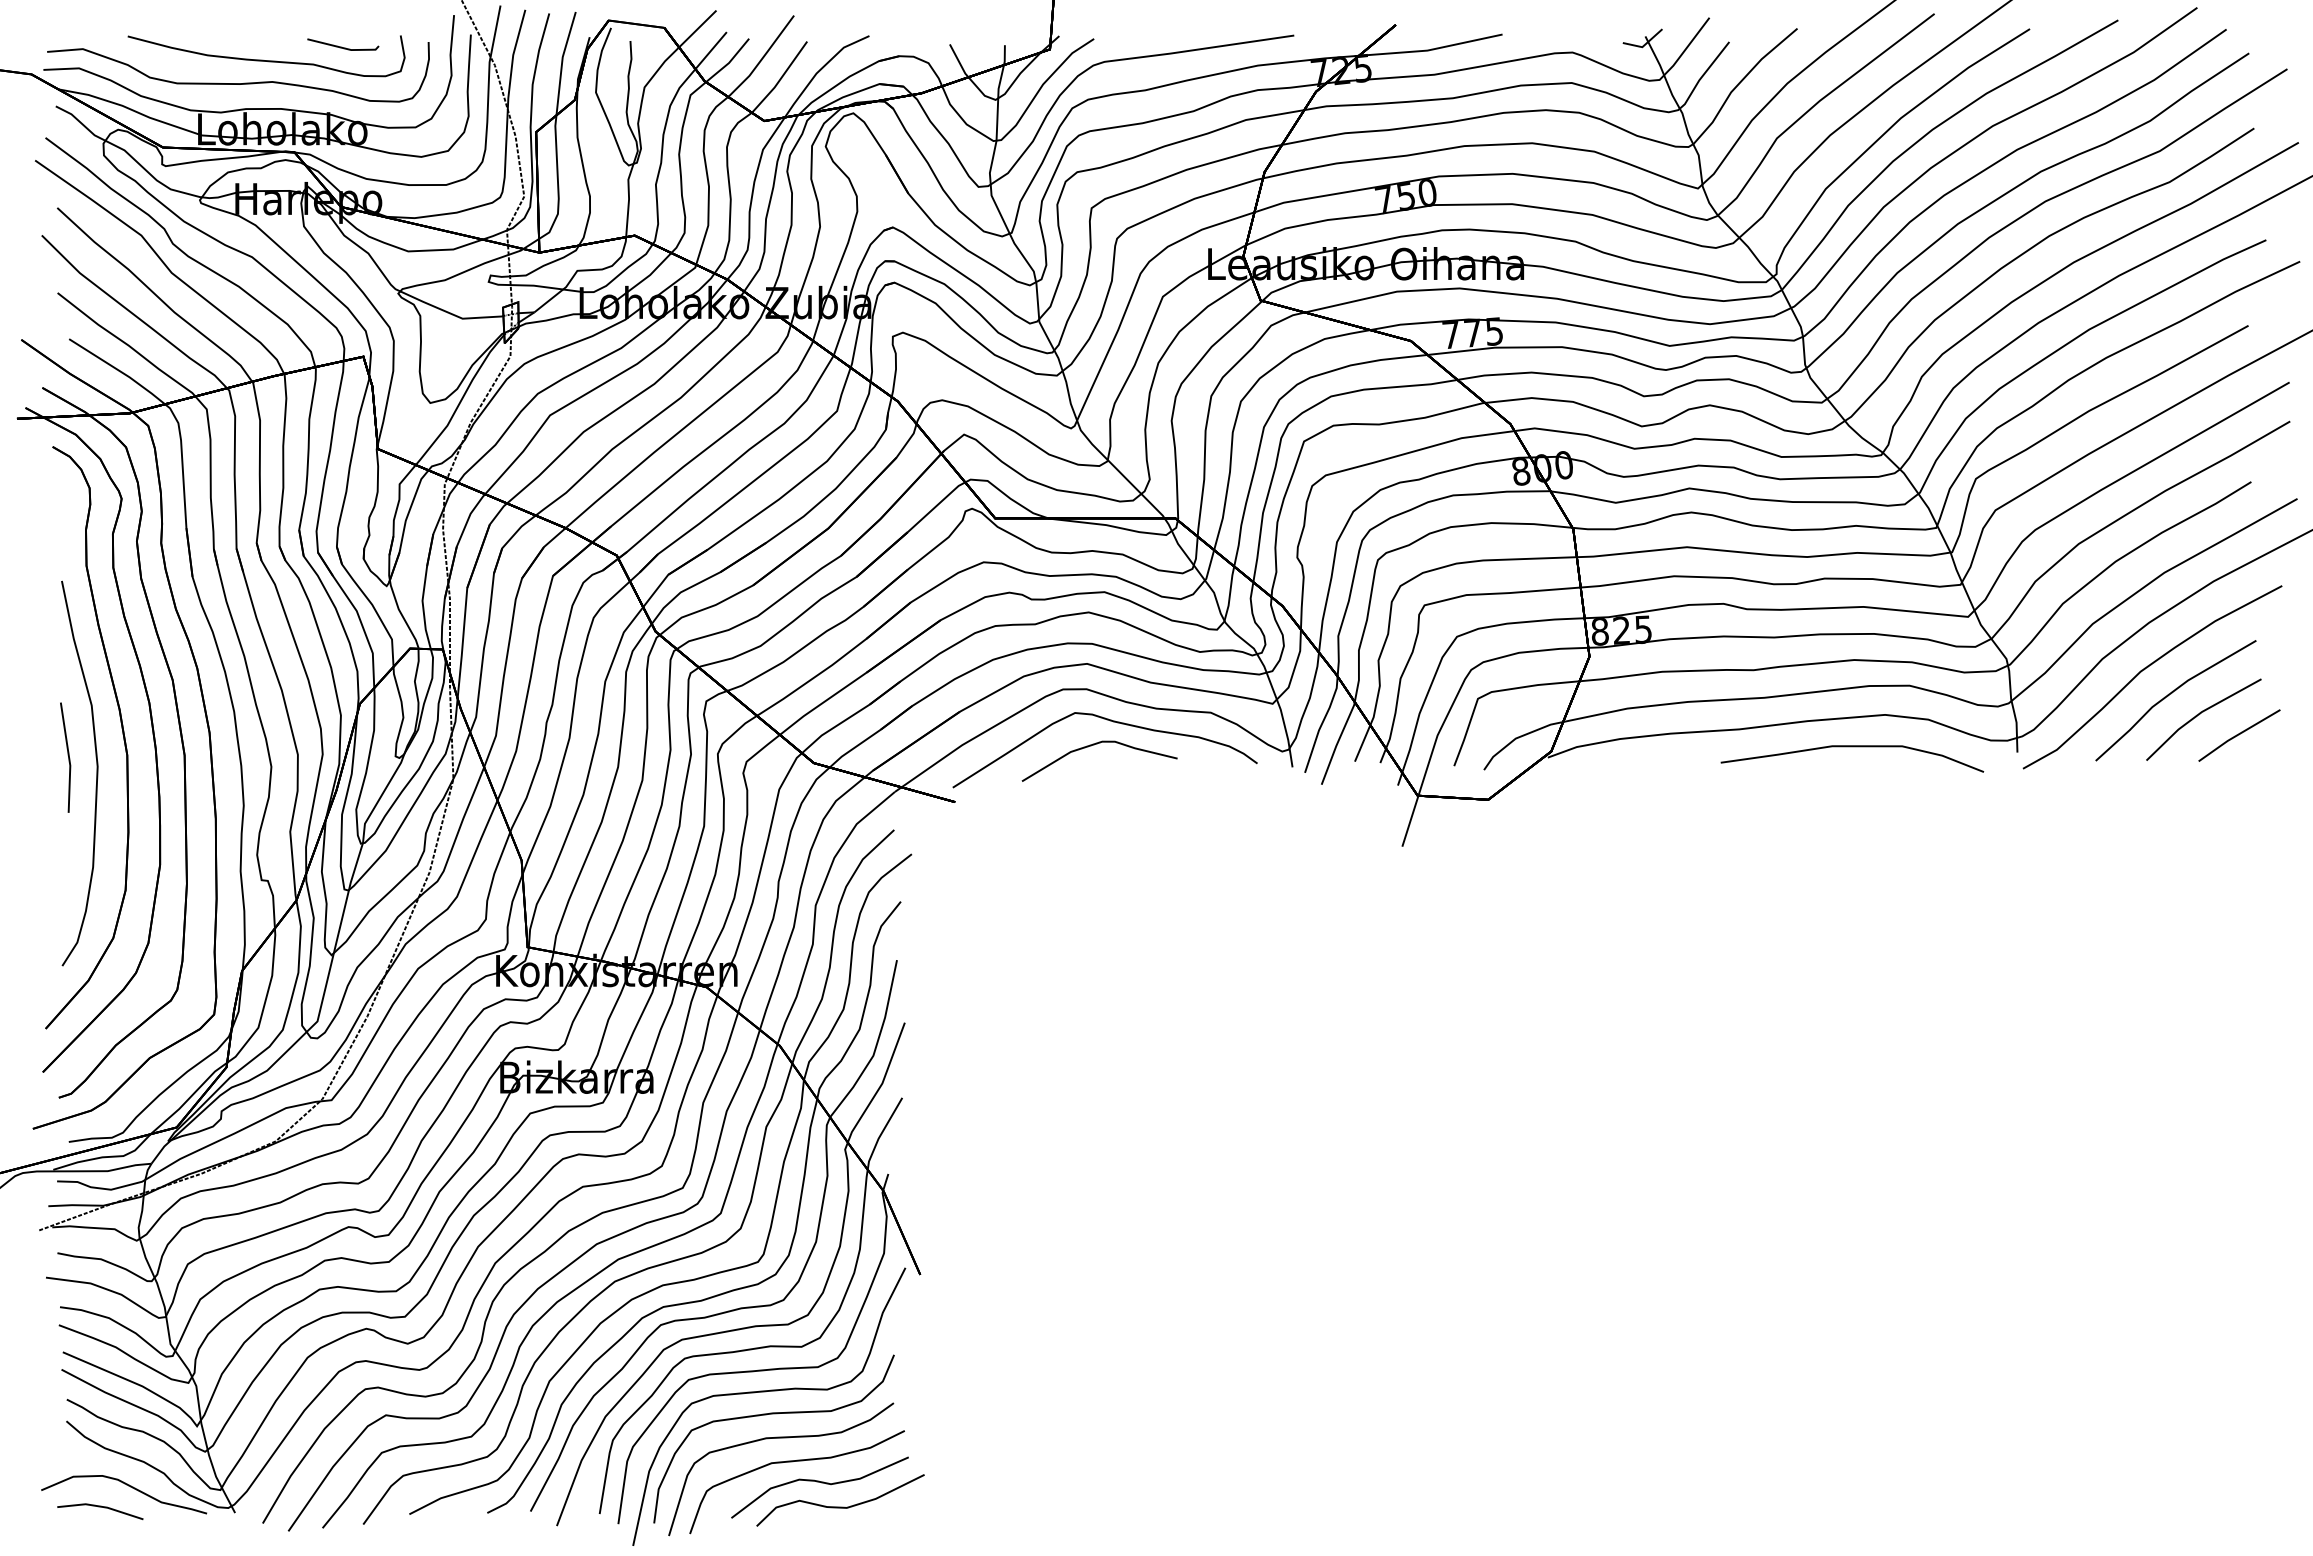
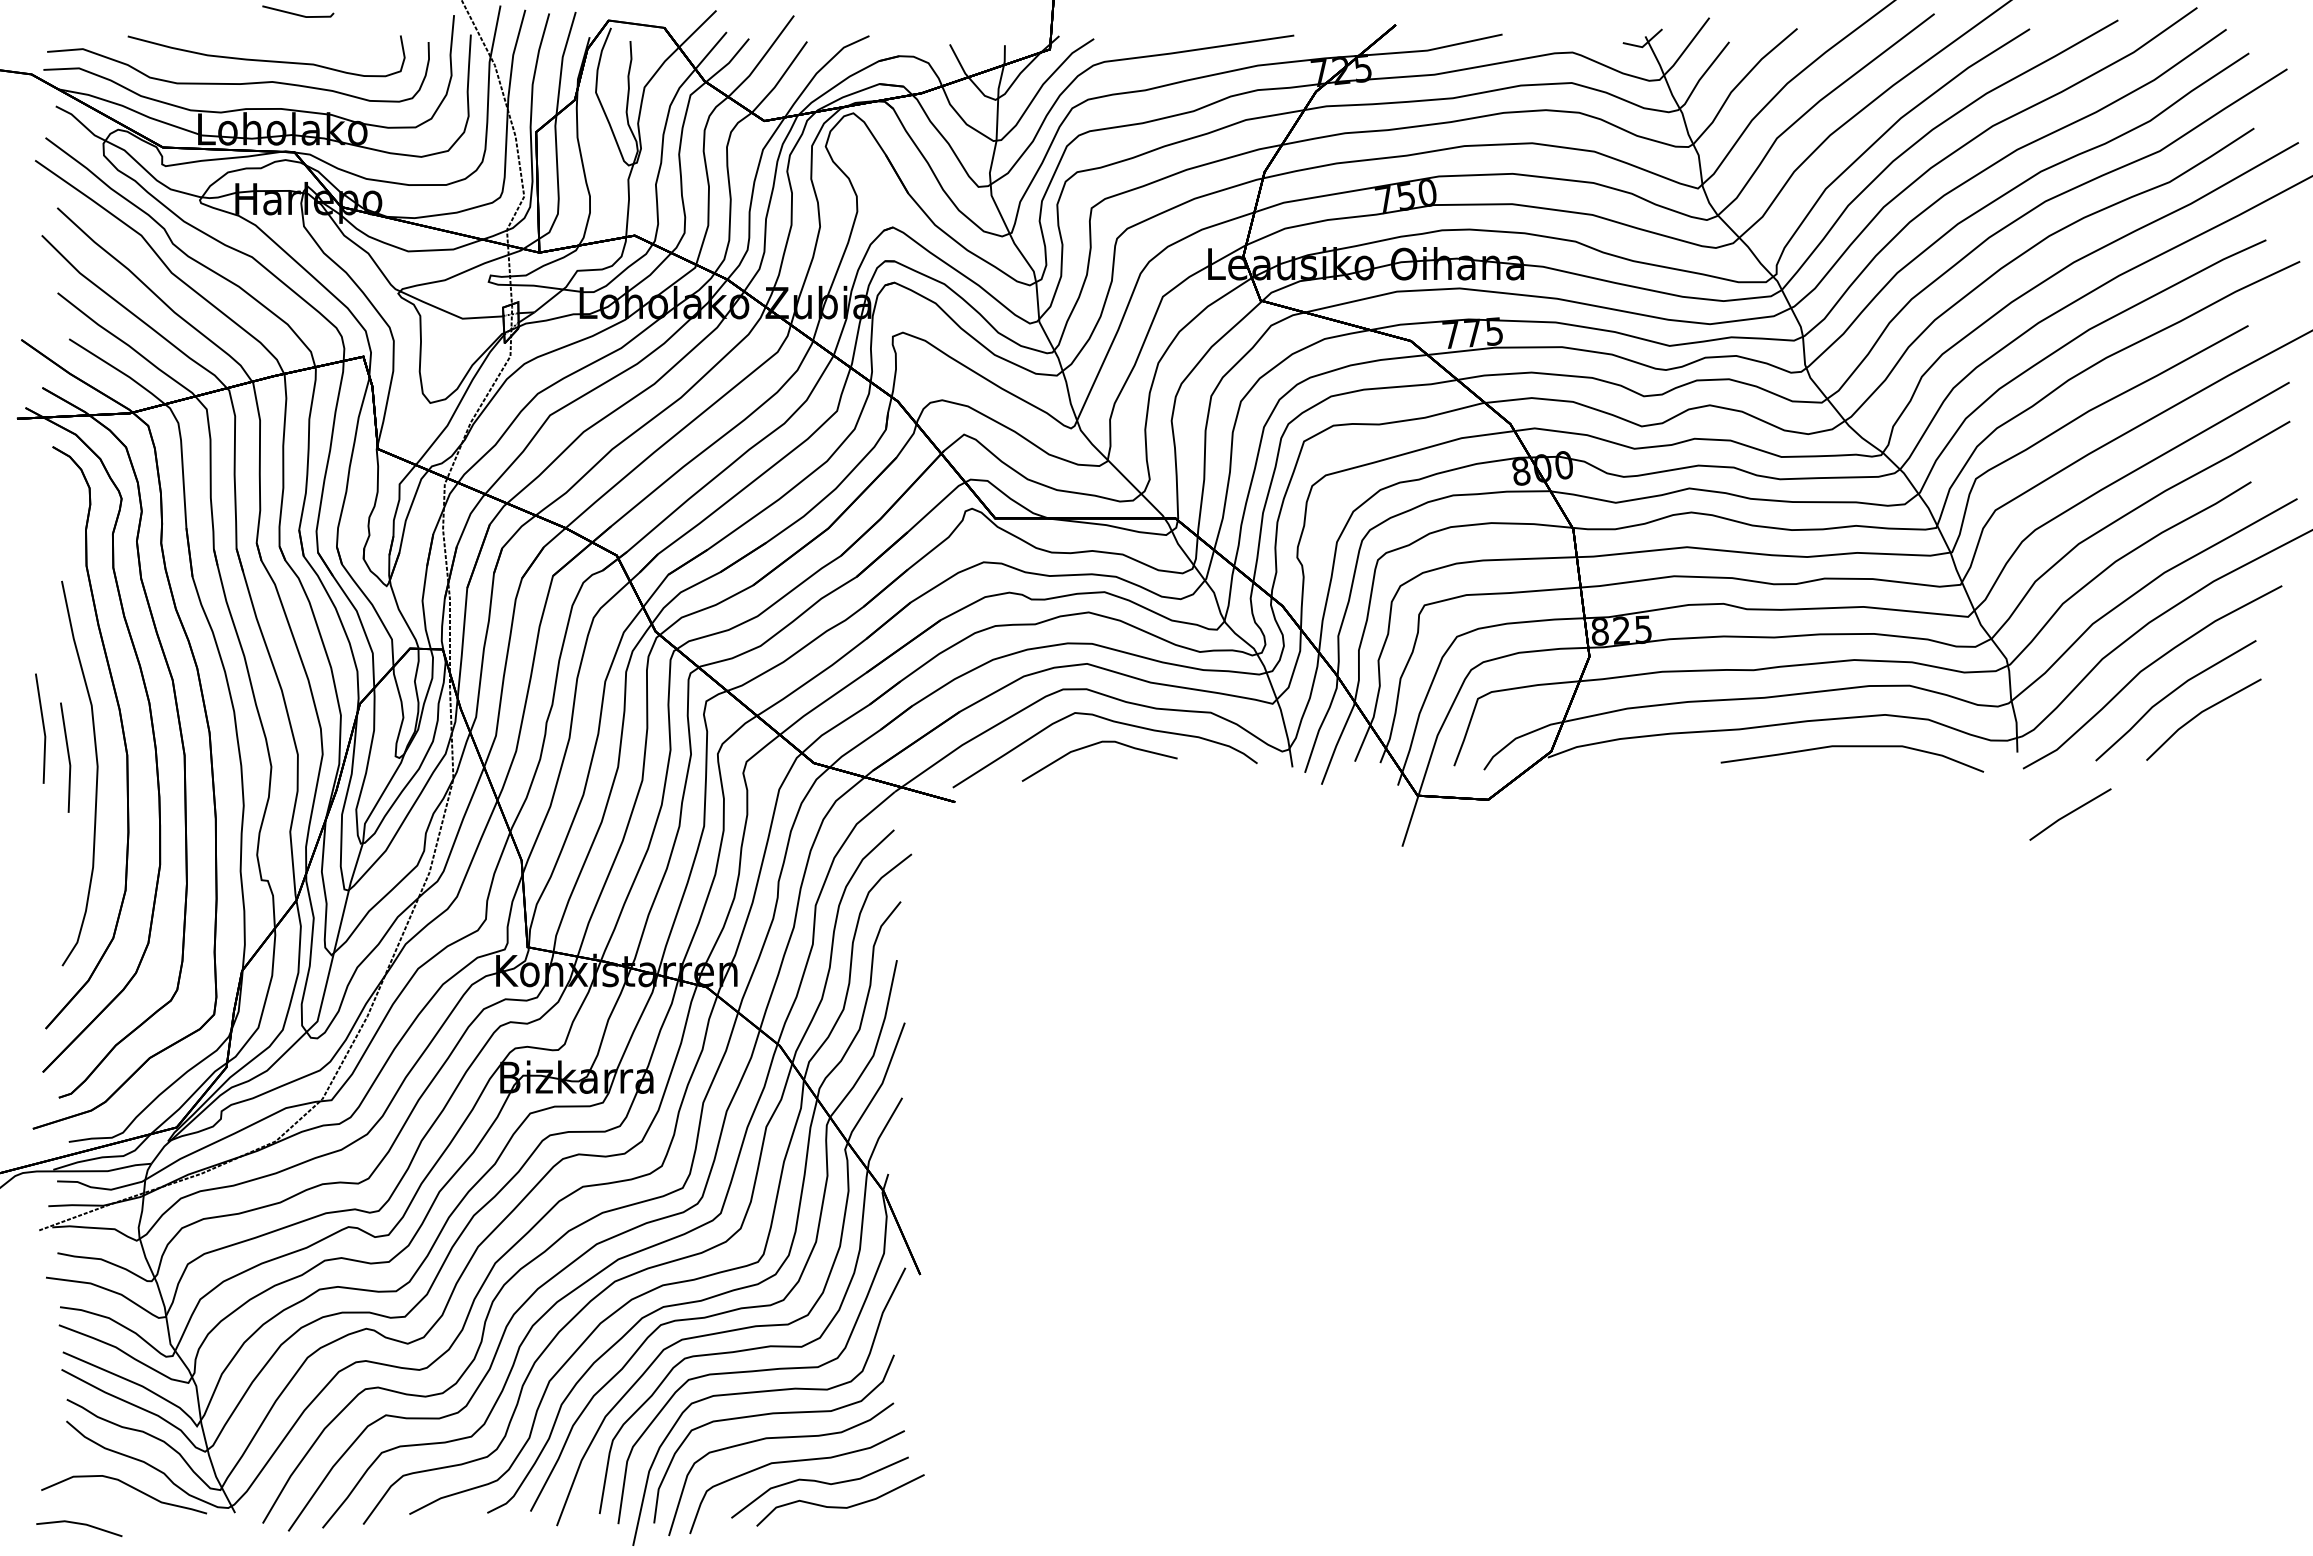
line position: (341, 46) -> (296, 13) (296, 13)
line: none -> present (42, 726)
part position: (2239, 735) -> (2070, 814) (2070, 814)
line position: (100, 1507) -> (79, 1524) (79, 1524)
